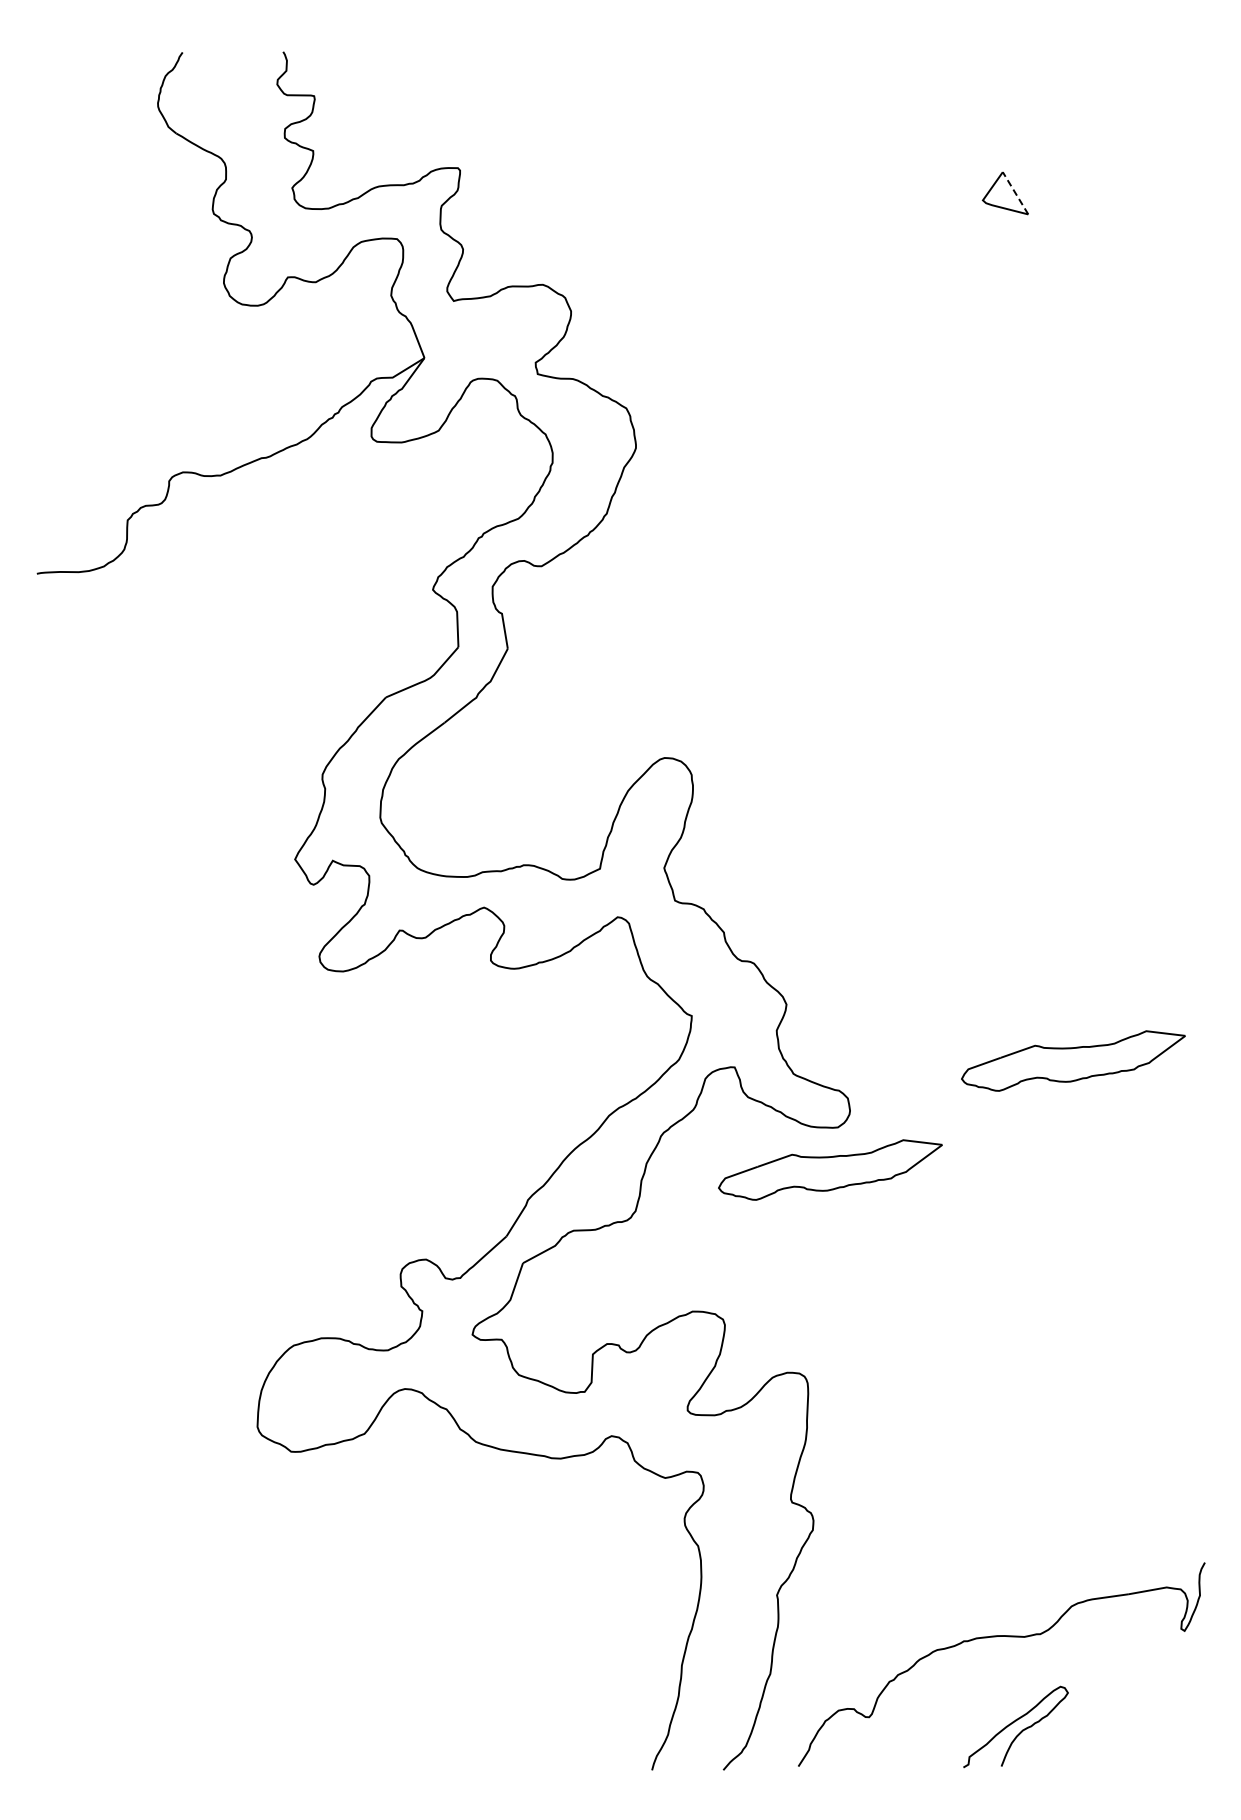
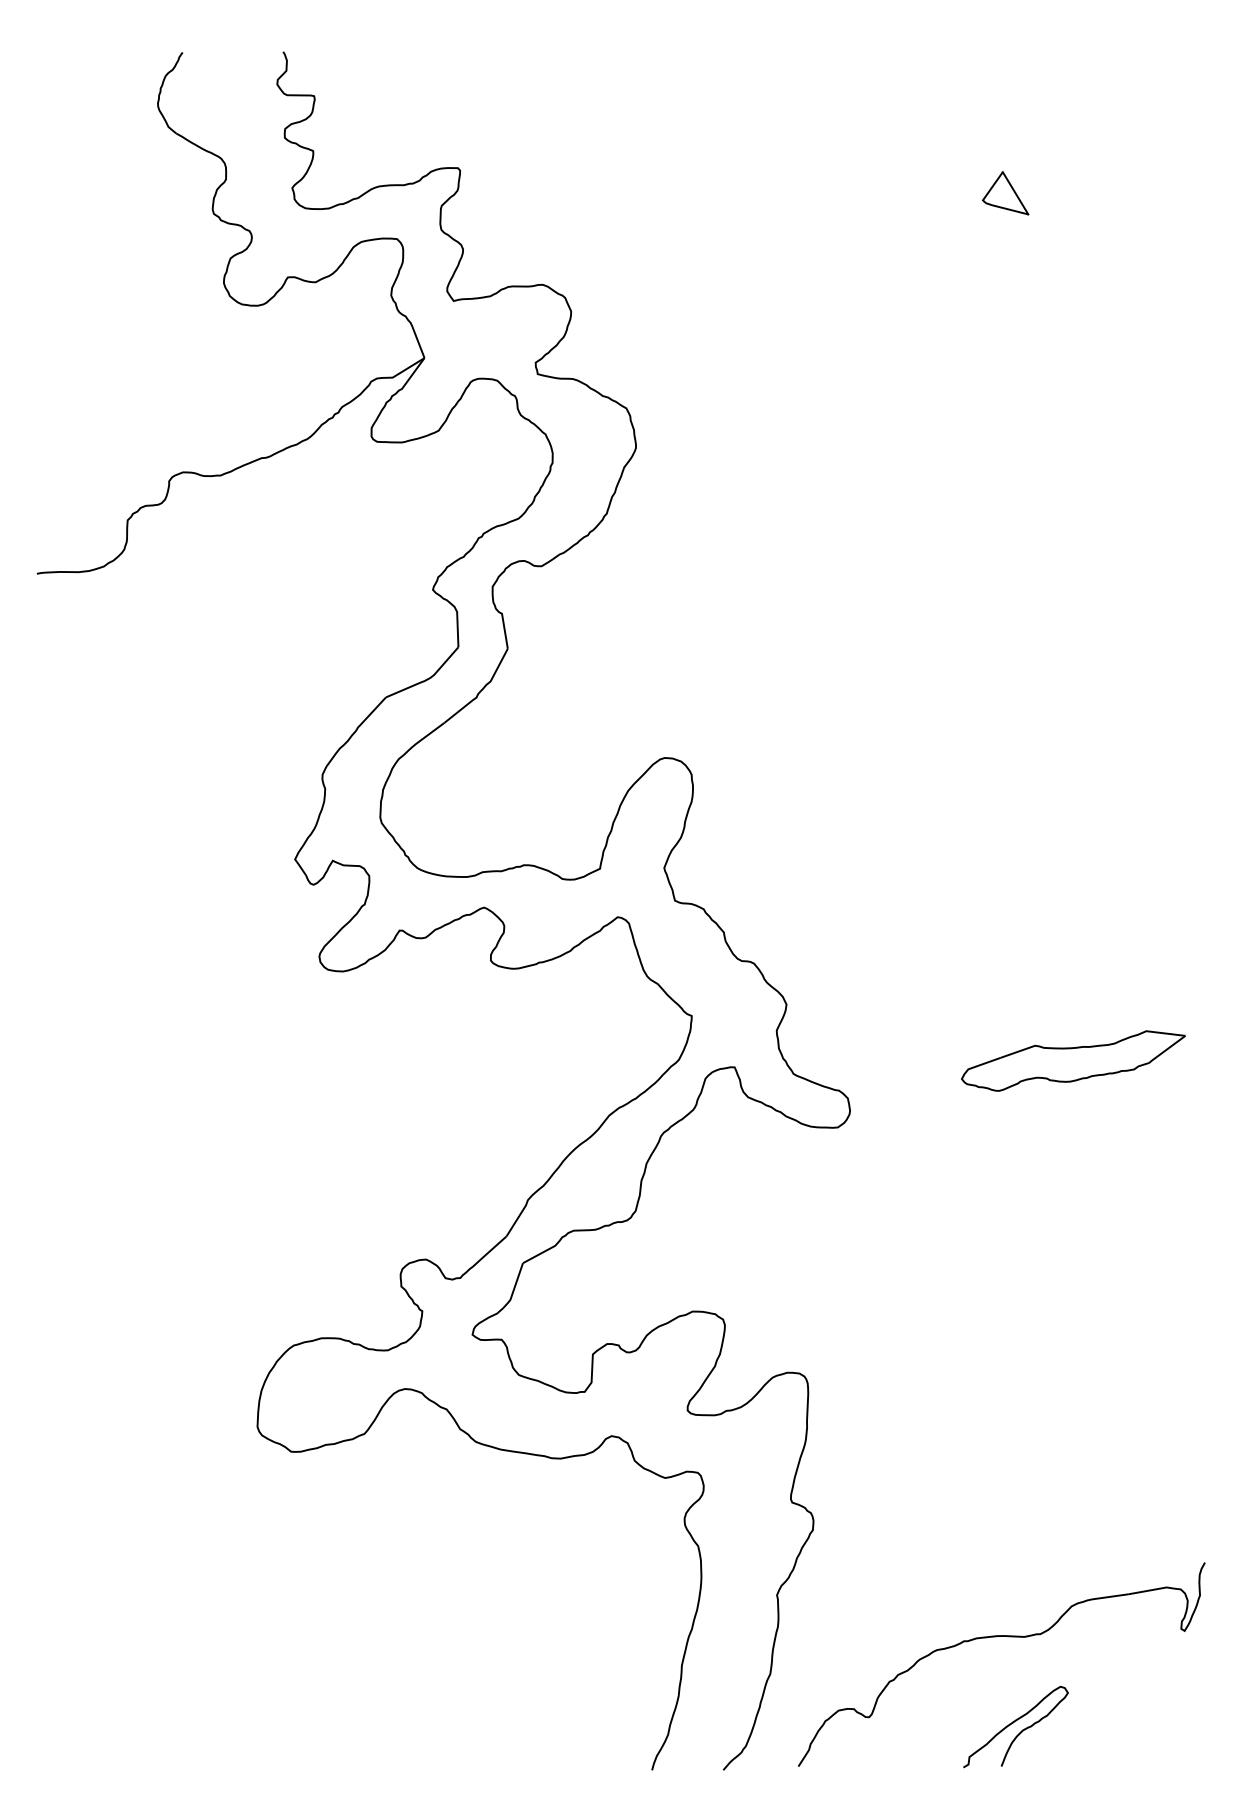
line: dashed -> solid (1015, 193)
part: present -> none (830, 1169)
